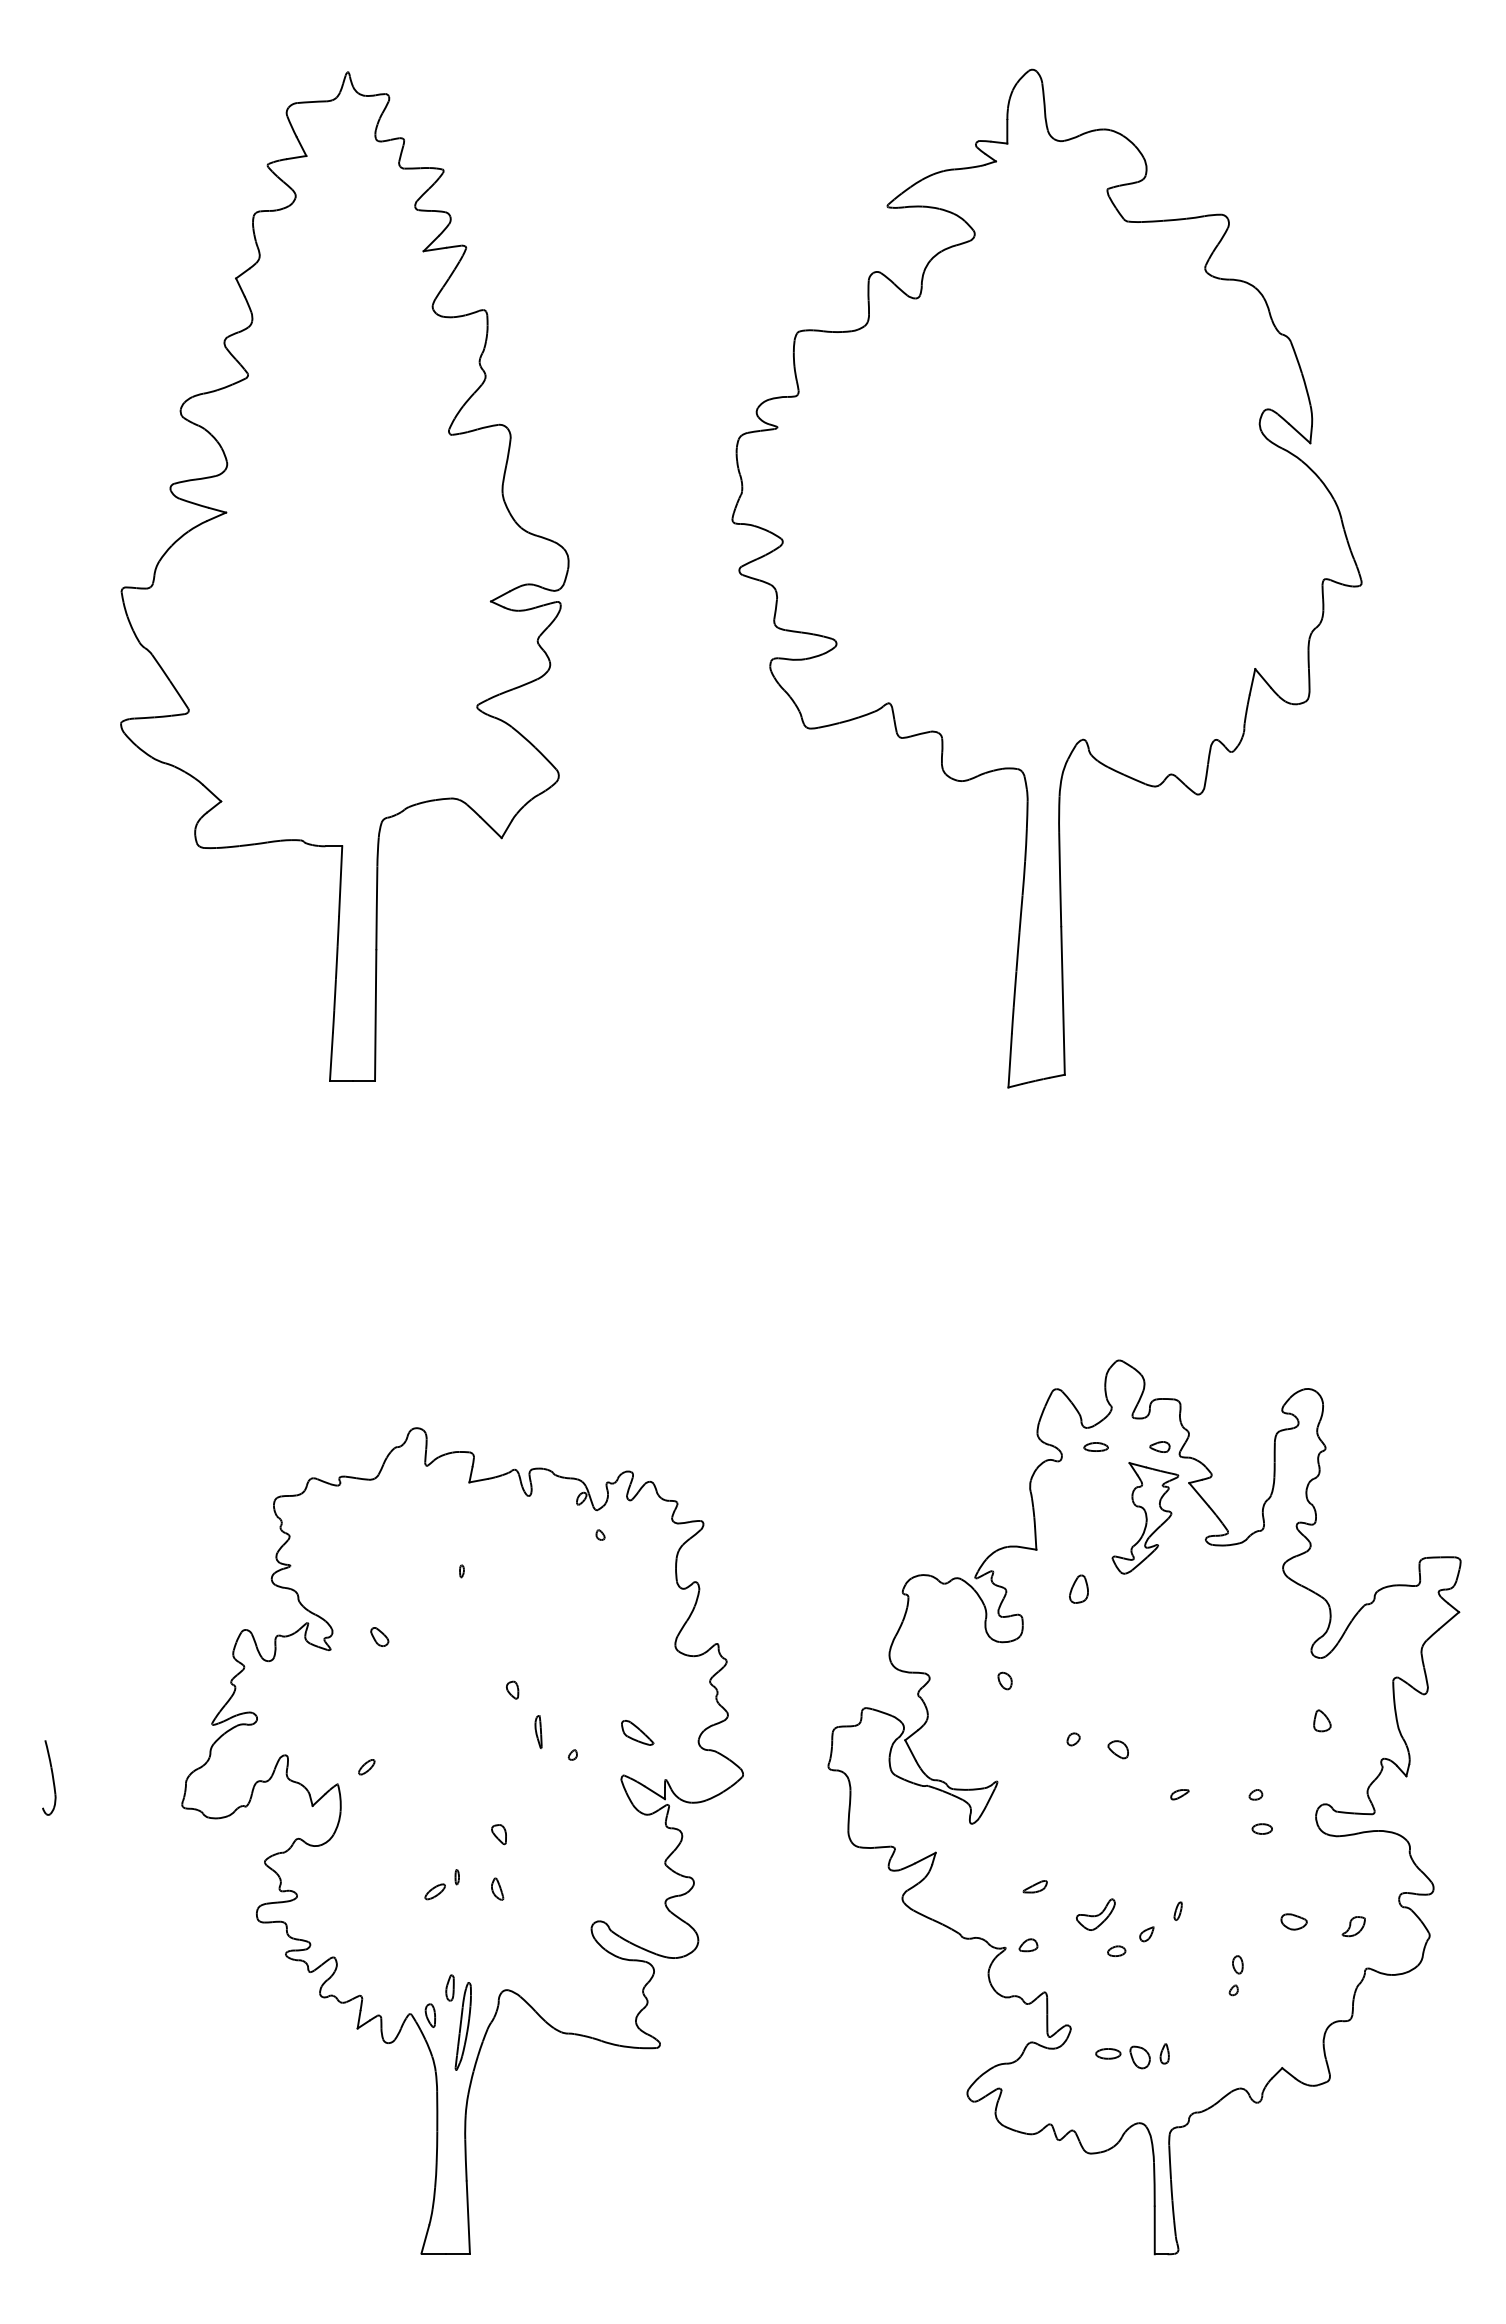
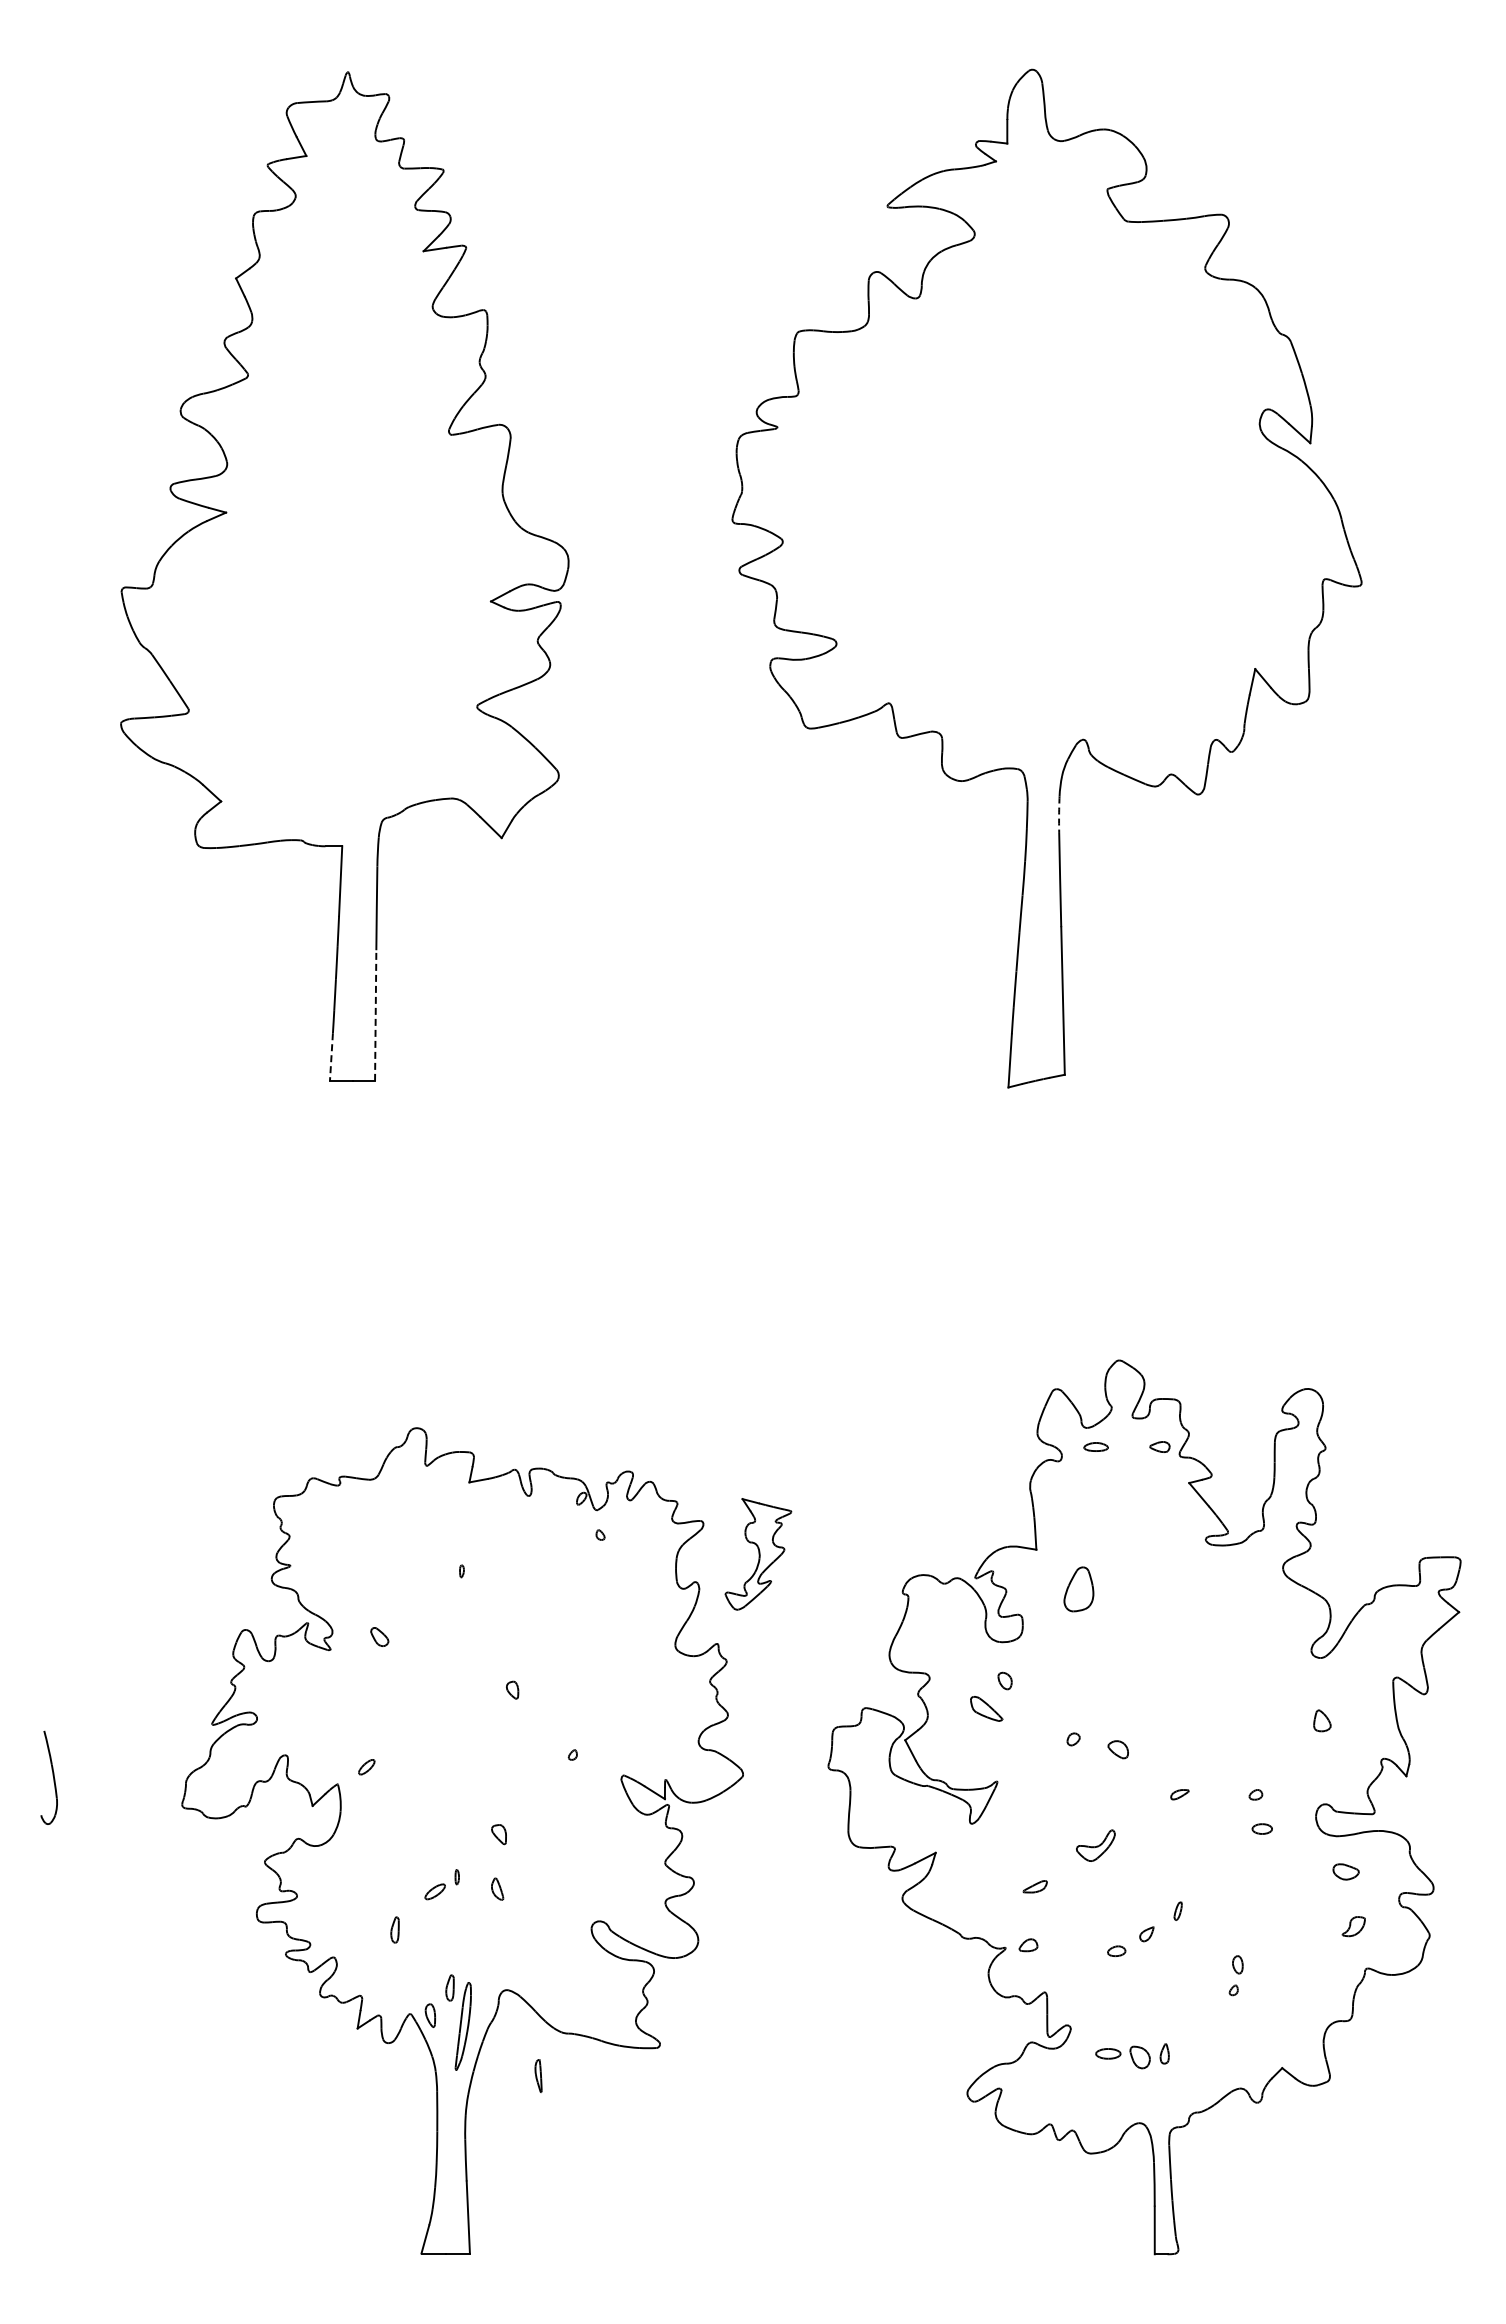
arc: solid -> dashed (1059, 814)
line: solid -> dashed (375, 1015)
line: solid -> dashed (331, 1057)
part position: (1145, 1518) -> (758, 1554) (758, 1554)
part size: 20x30 px -> 32x47 px (1078, 1589)
part position: (538, 1731) -> (538, 2075) (538, 2075)
part position: (637, 1732) -> (986, 1708) (986, 1708)
part size: 15x76 px -> 18x95 px (48, 1777)
part position: (1095, 1914) -> (1095, 1845) (1095, 1845)
part position: (1293, 1921) -> (1345, 1871) (1345, 1871)
part: none -> present (394, 1929)
